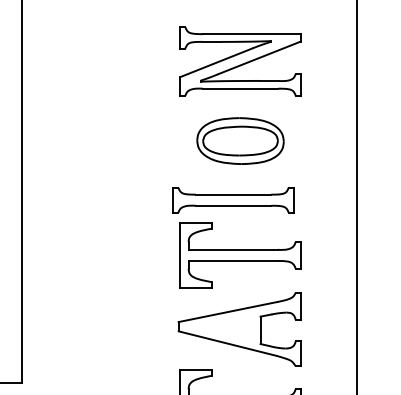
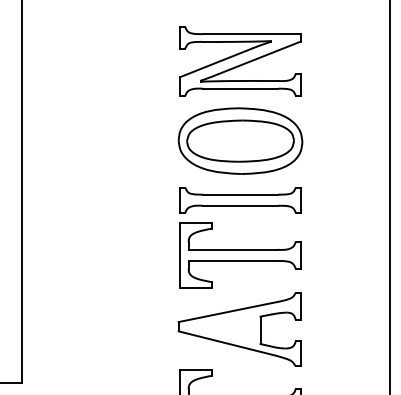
part size: 89x48 px -> 127x68 px (240, 140)
line position: (357, 196) -> (390, 196) (390, 196)
part position: (233, 200) -> (240, 200) (240, 200)
